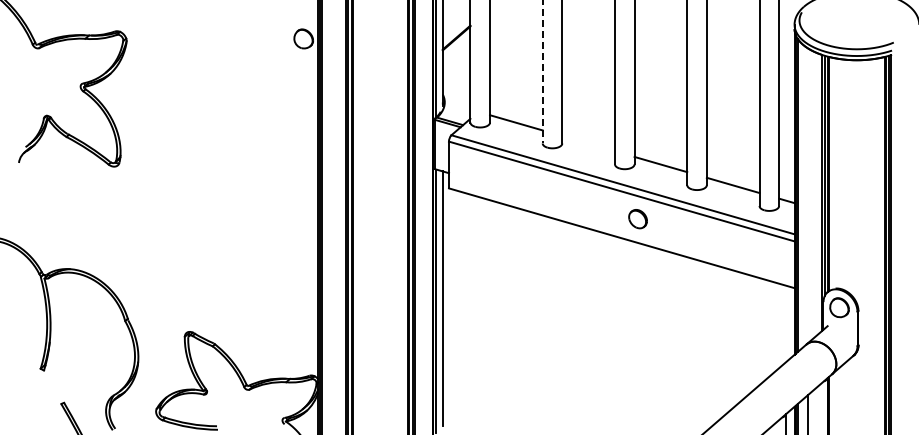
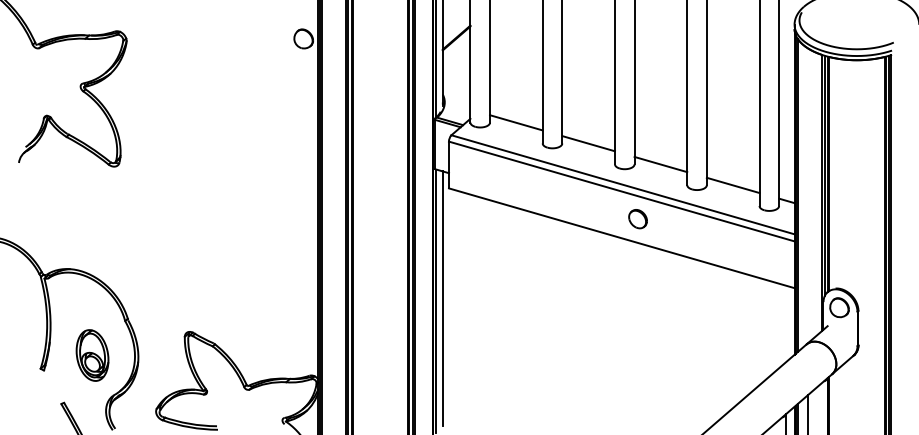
line: dashed -> solid (542, 72)
line: none -> present (588, 143)
part: none -> present (92, 355)
